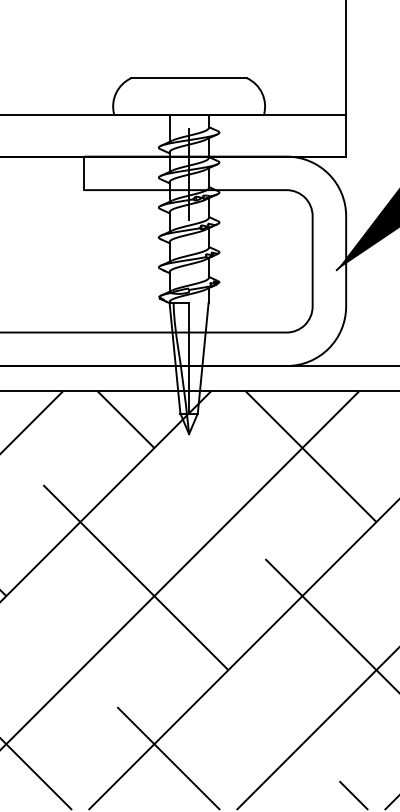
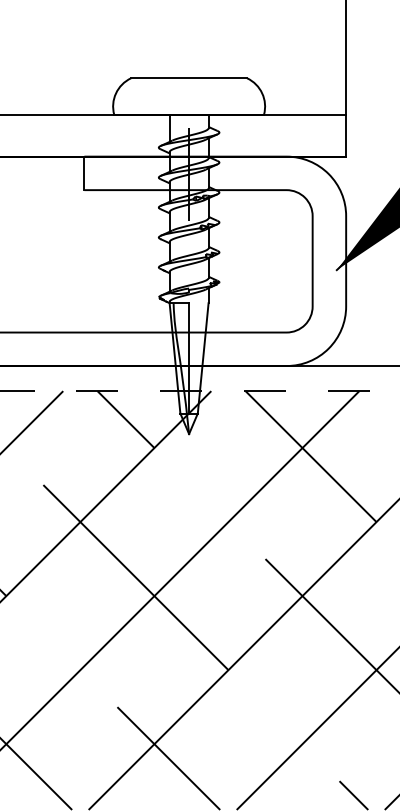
line: solid -> dashed (198, 391)
